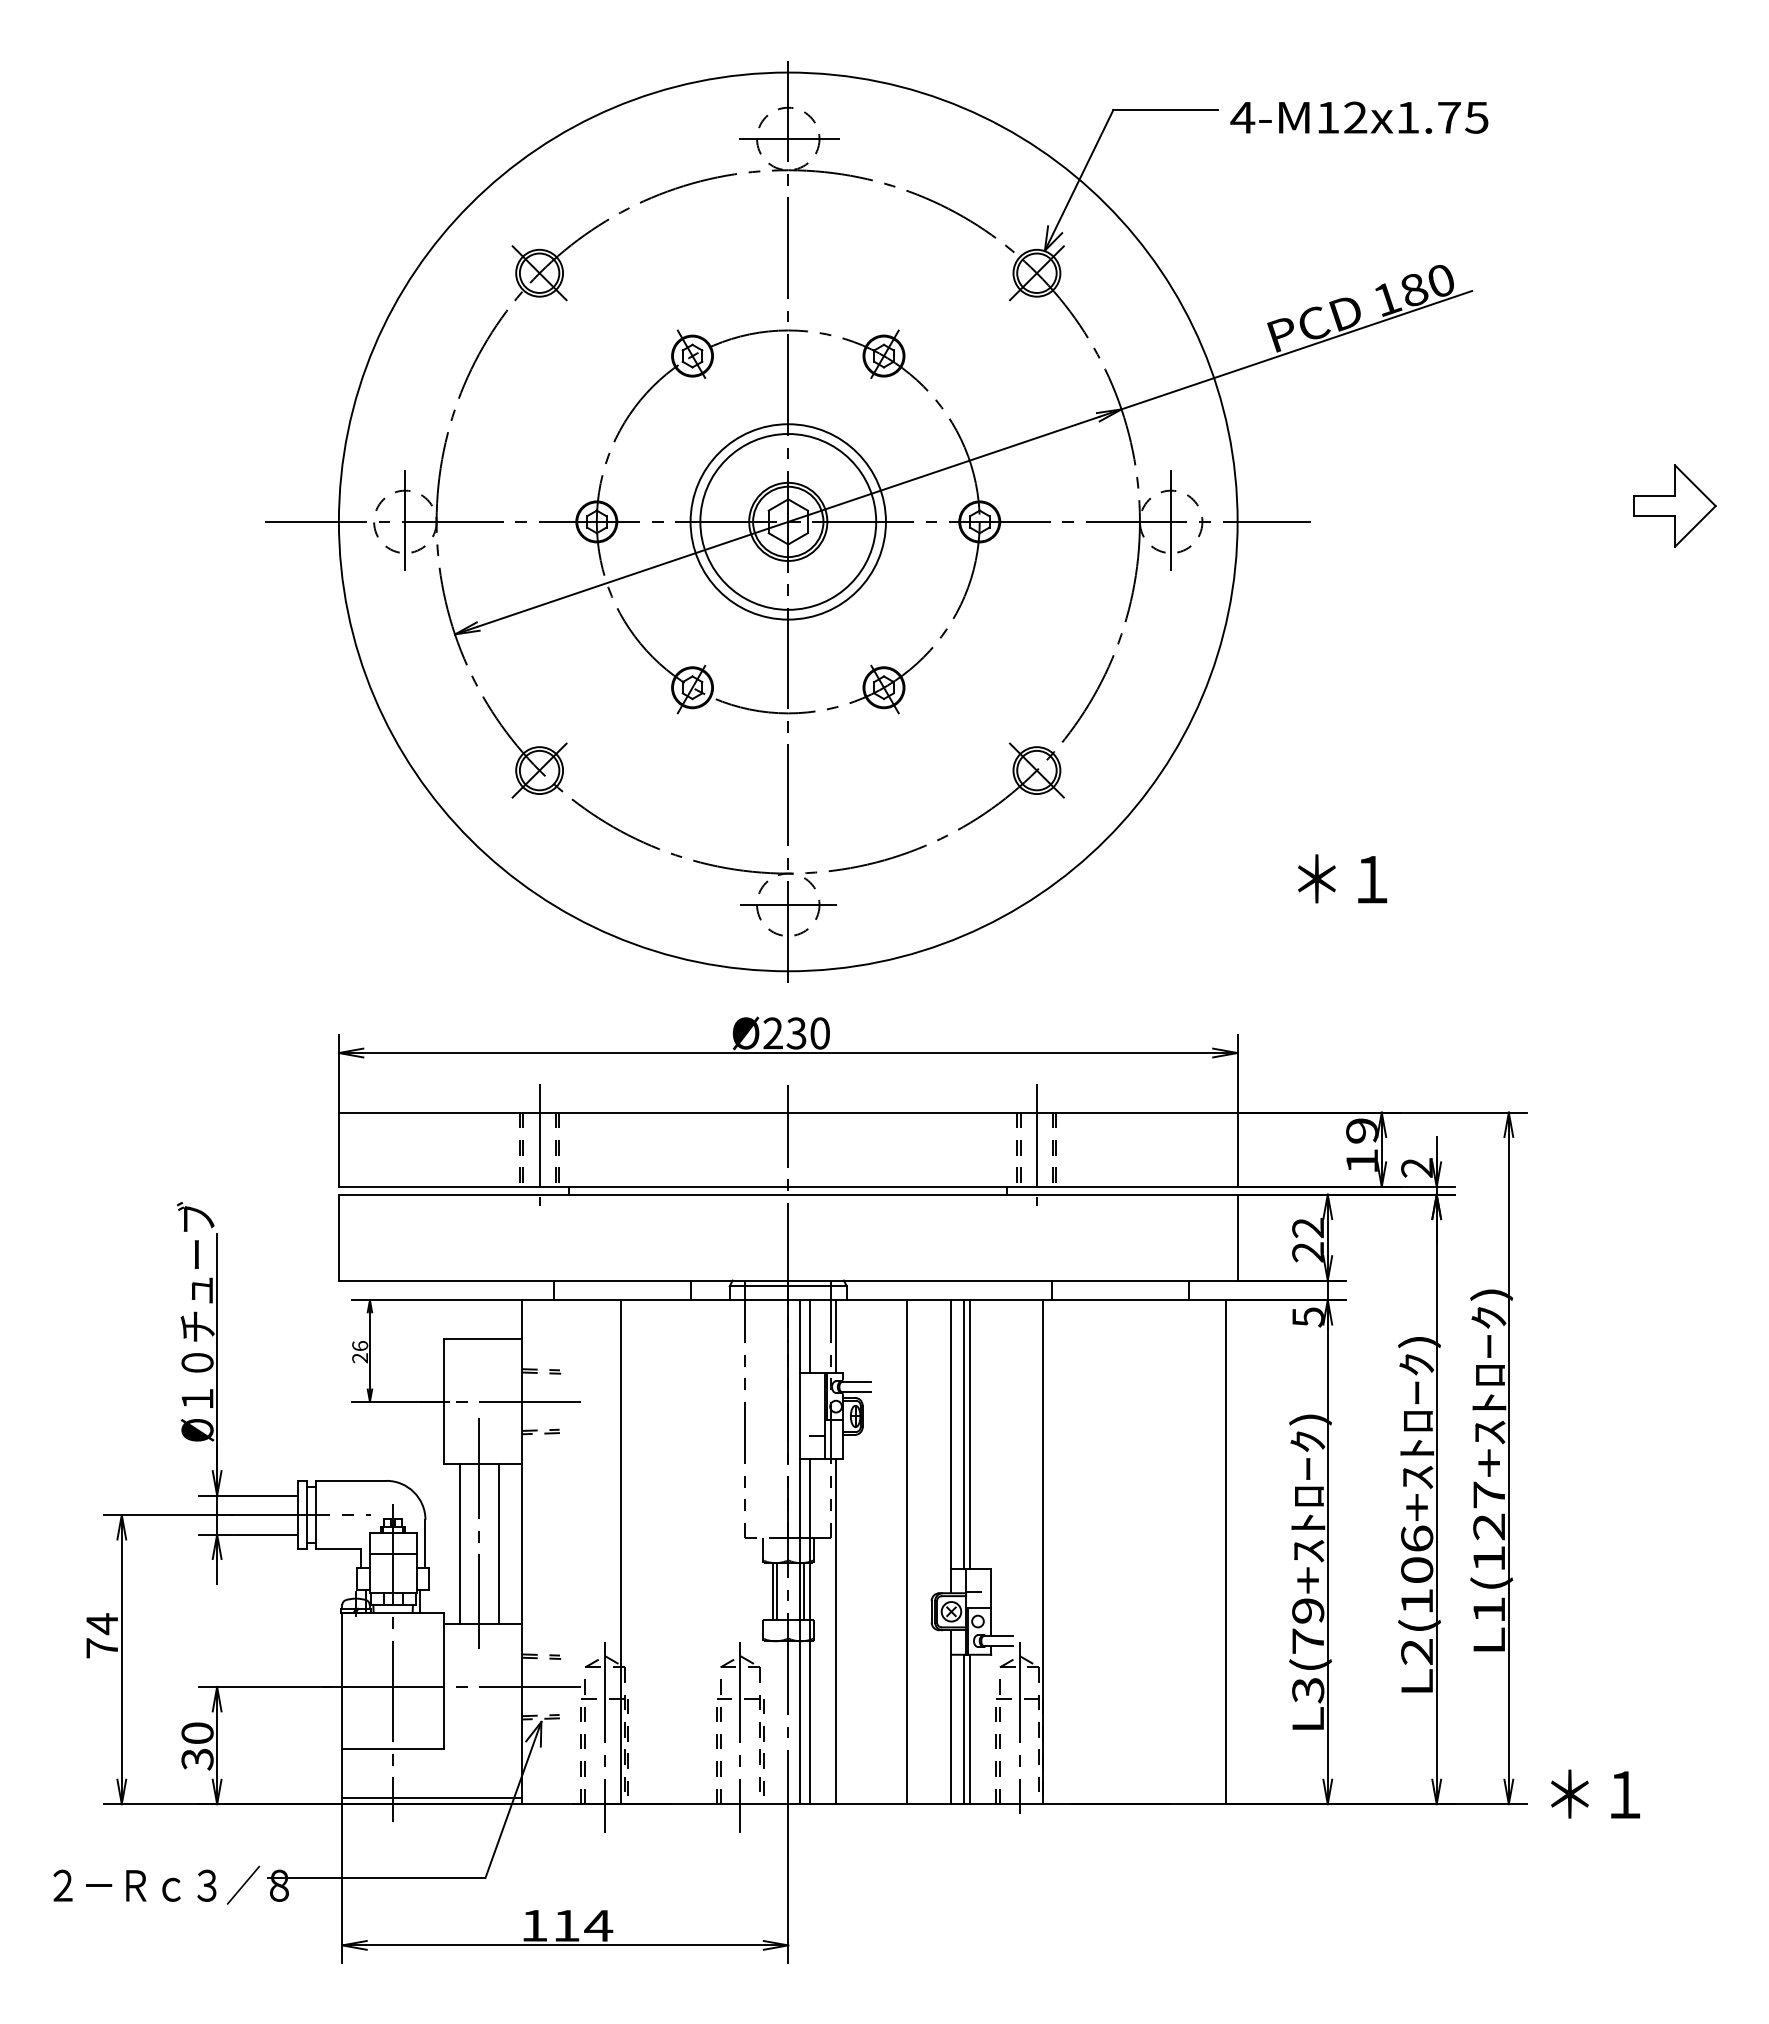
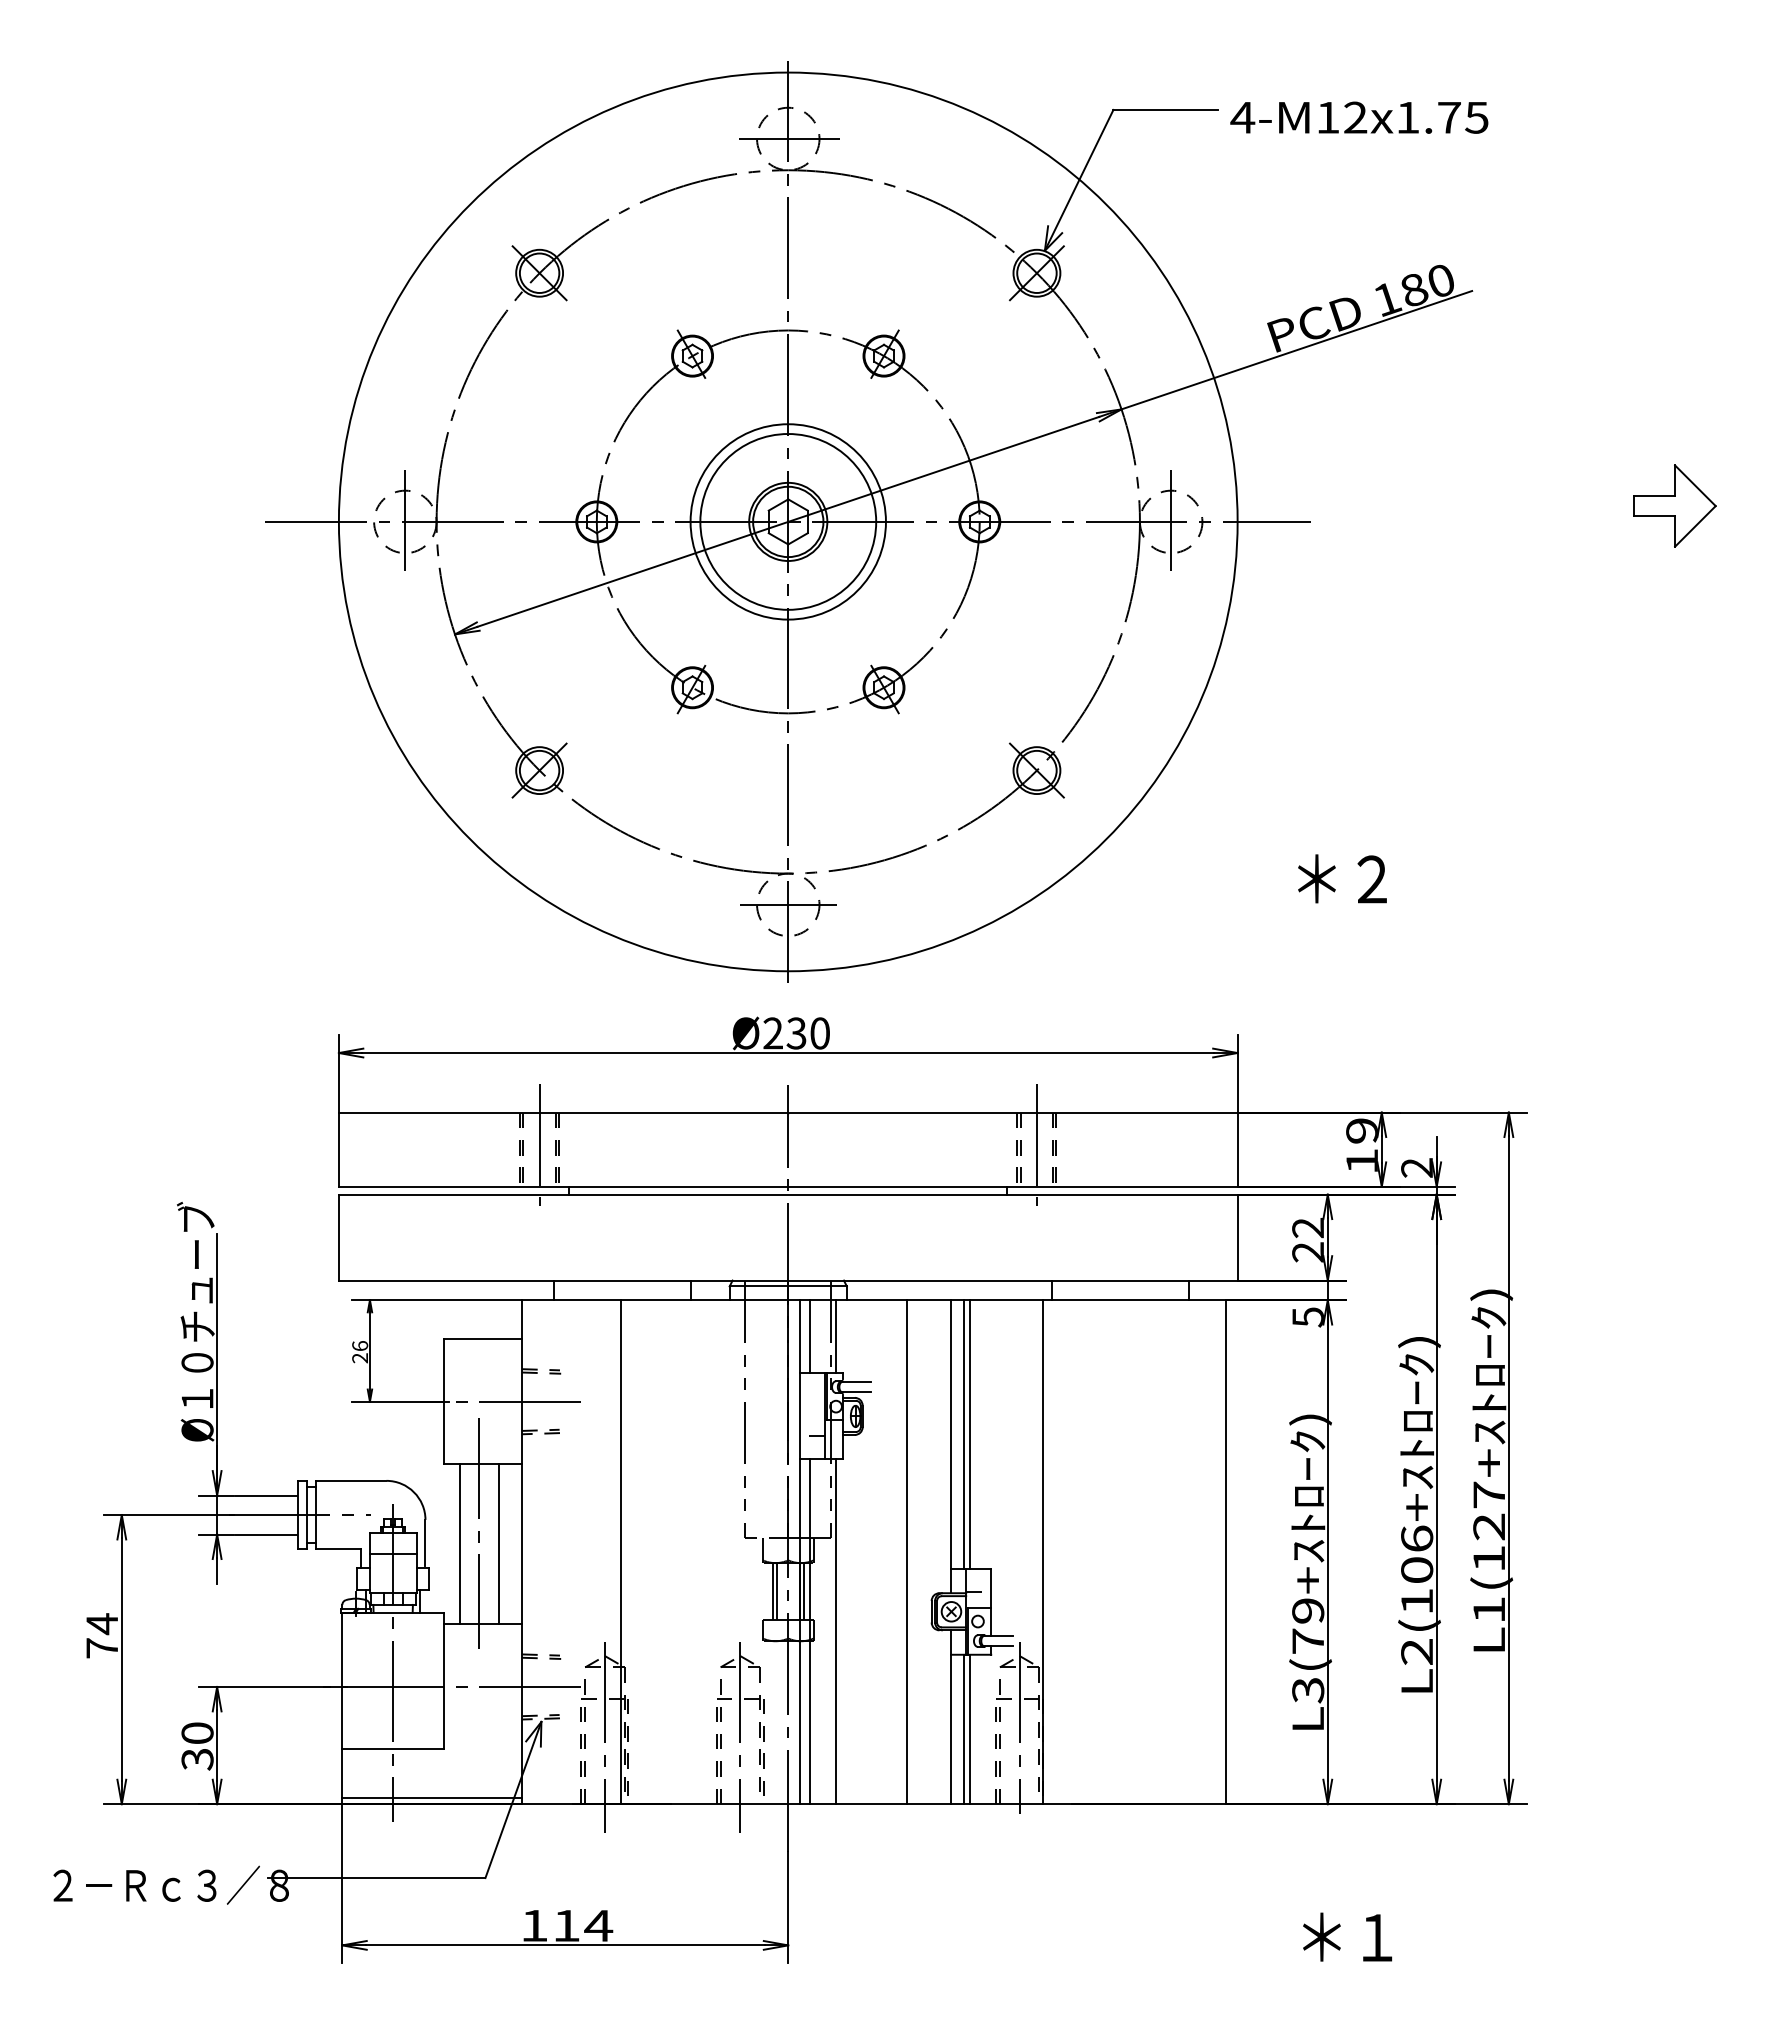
text: ＊１ -> ＊２ (1372, 878)
text position: (1595, 1793) -> (1347, 1936) (1347, 1936)
